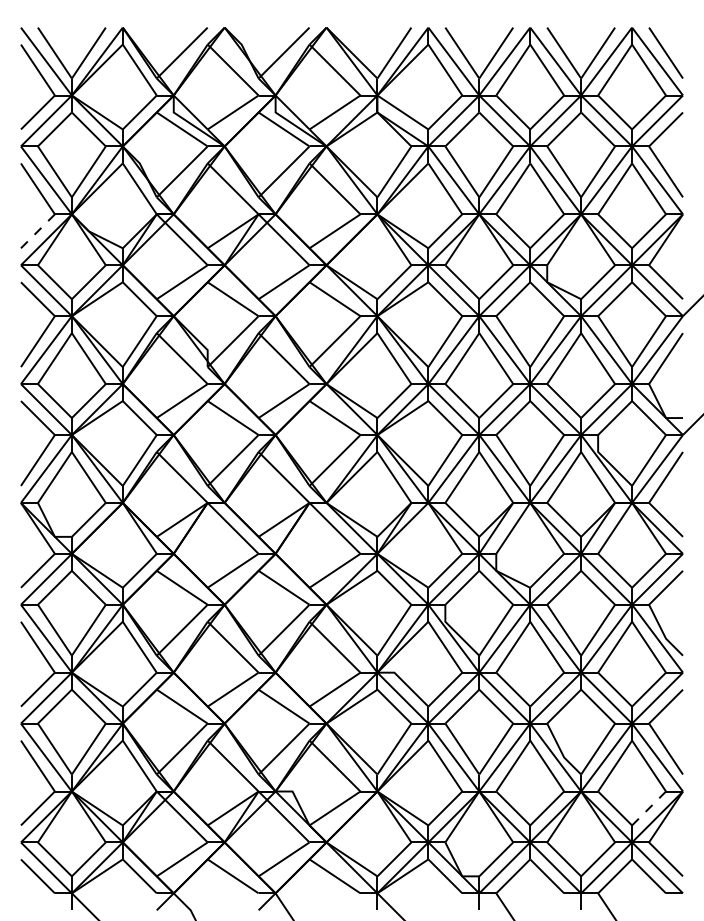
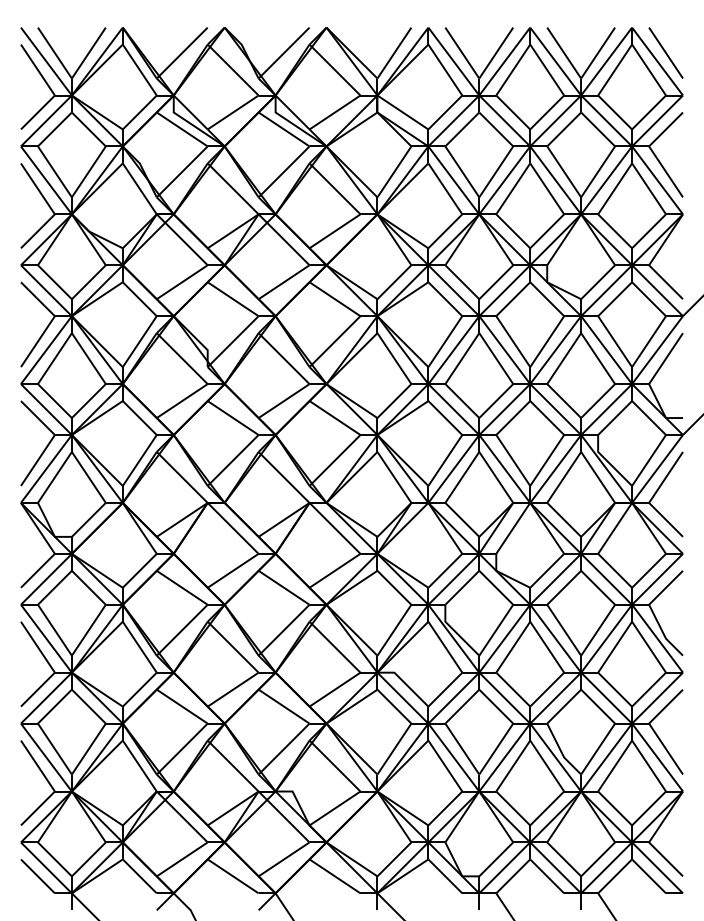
line: dashed -> solid (37, 231)
line: dashed -> solid (649, 808)
